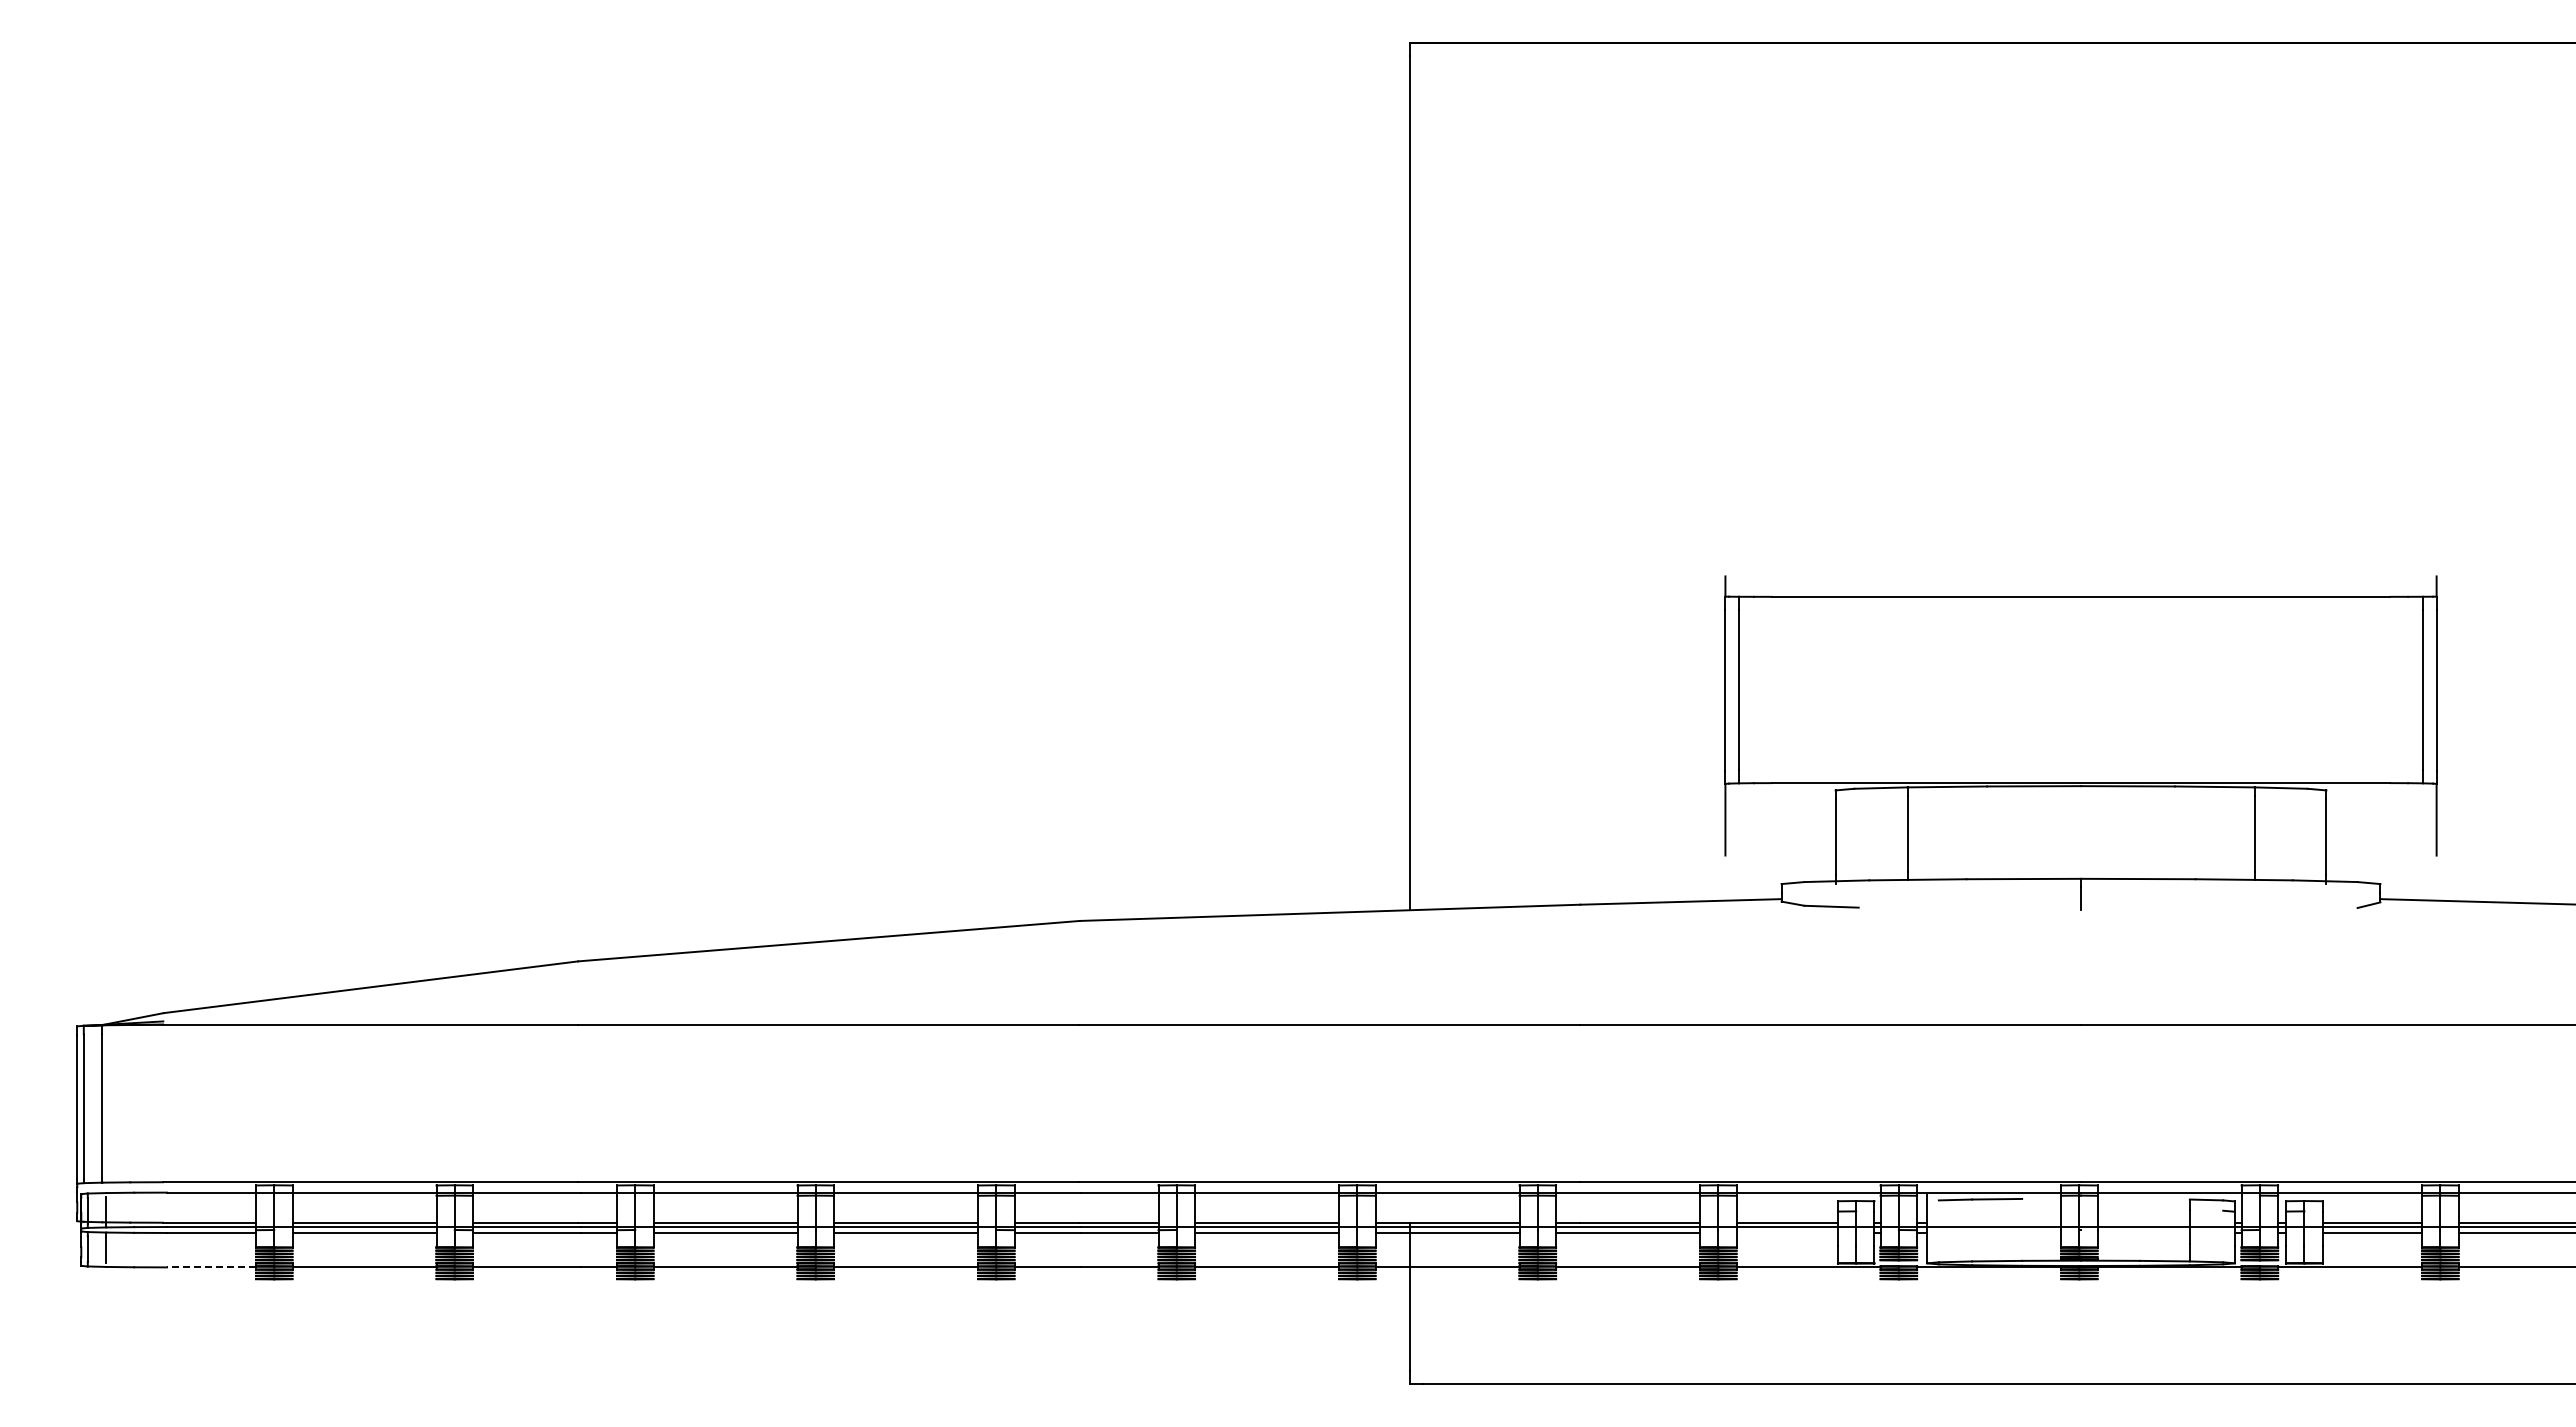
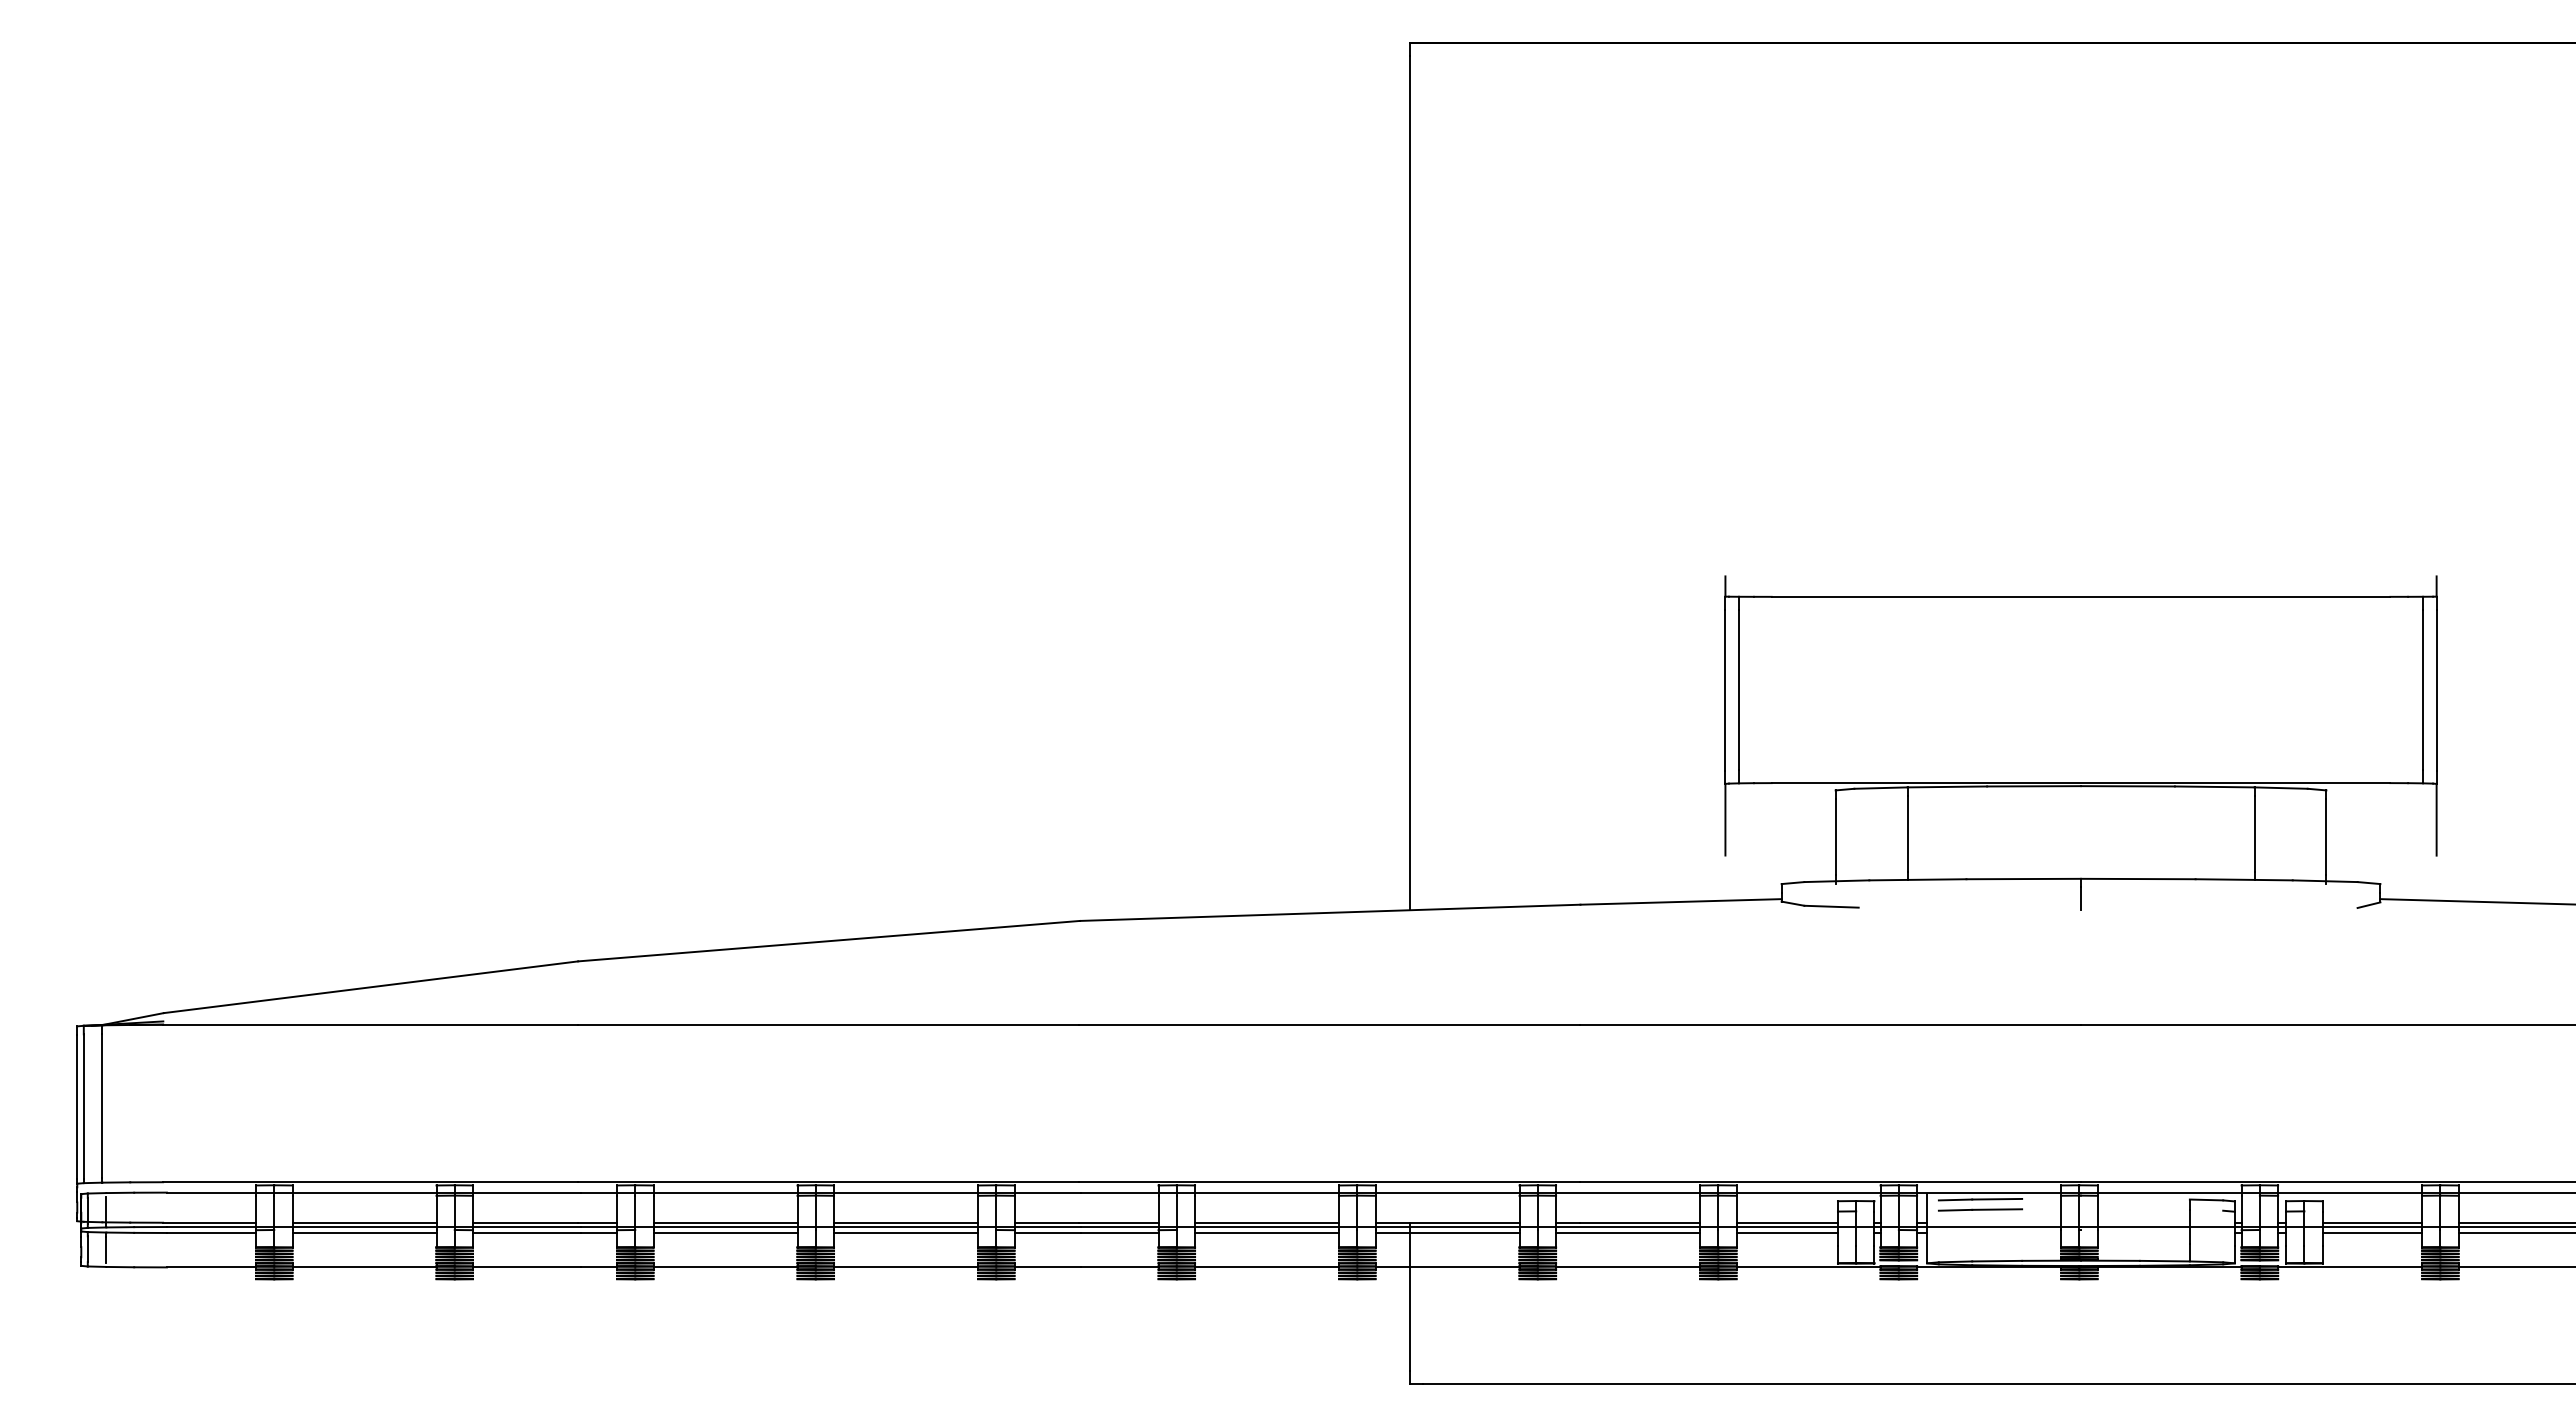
line: none -> present (1980, 1209)
line: none -> present (1786, 1232)
line: dashed -> solid (211, 1267)
